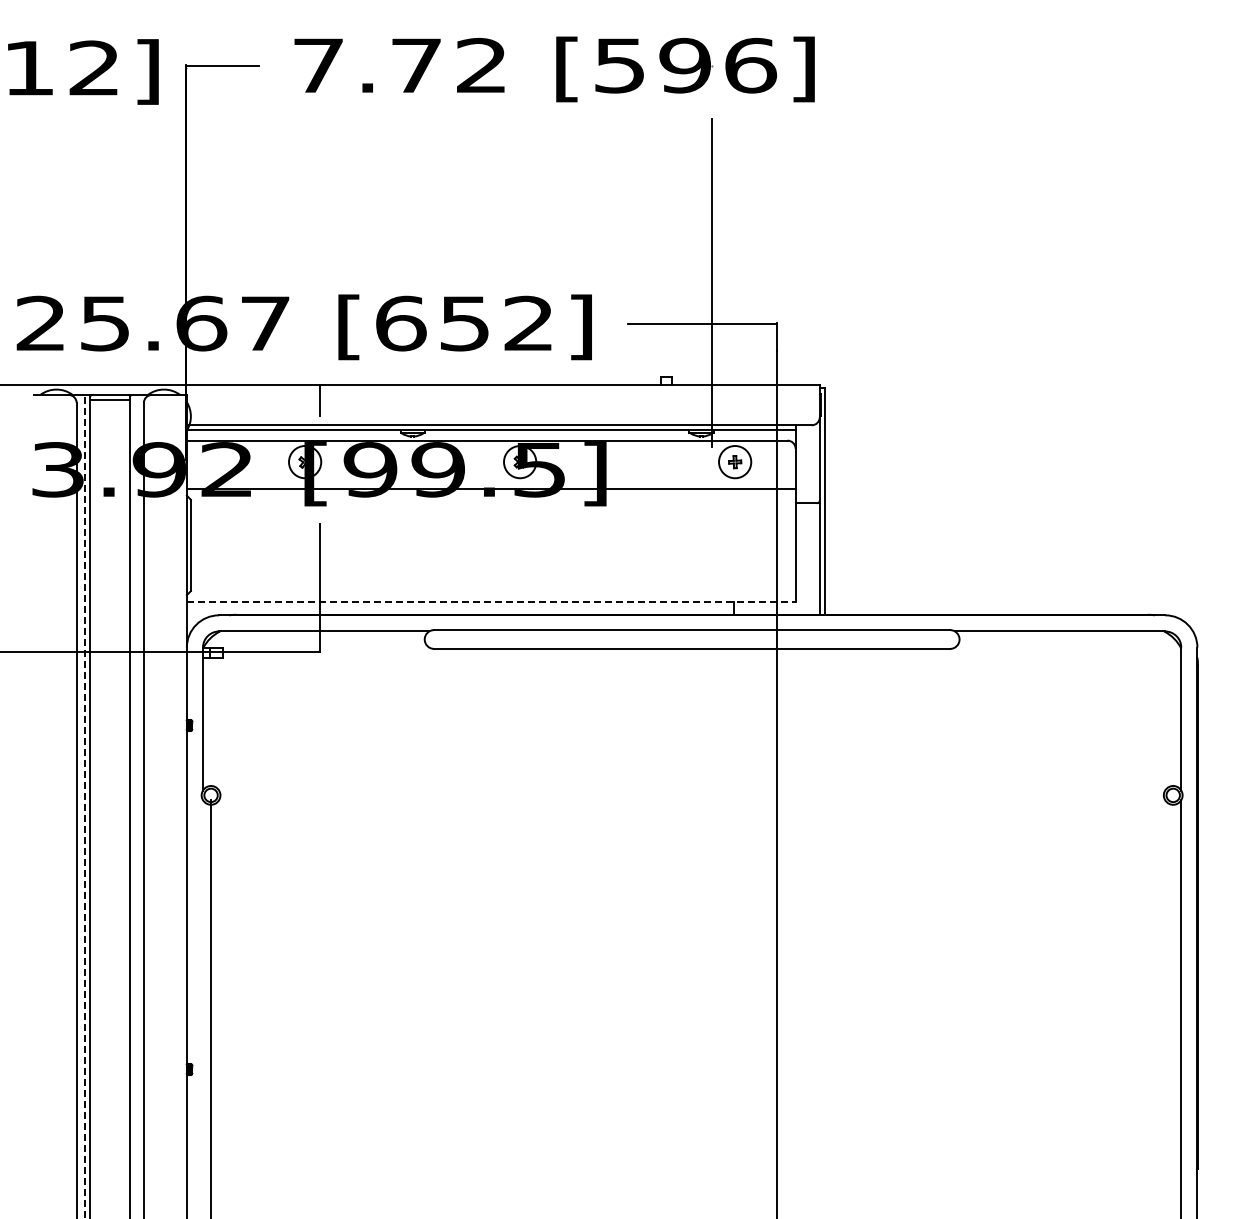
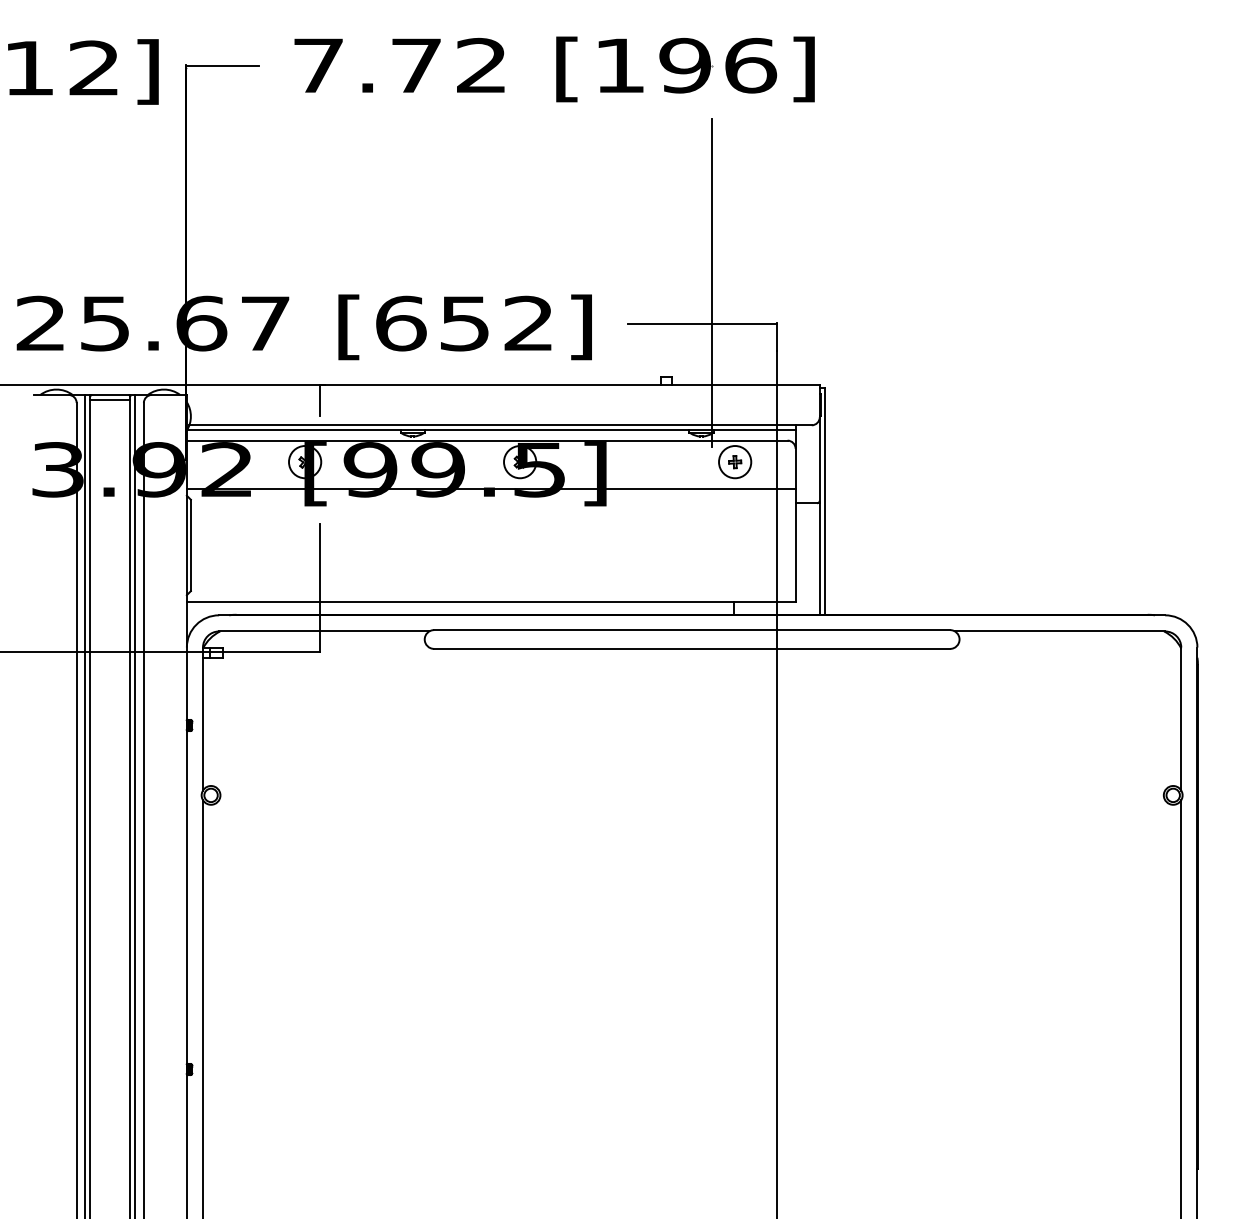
text: [596] -> [196] (619, 65)
line: dashed -> solid (491, 601)
line: none -> present (135, 804)
line: dashed -> solid (85, 806)
line position: (211, 1007) -> (203, 1007) (203, 1007)
